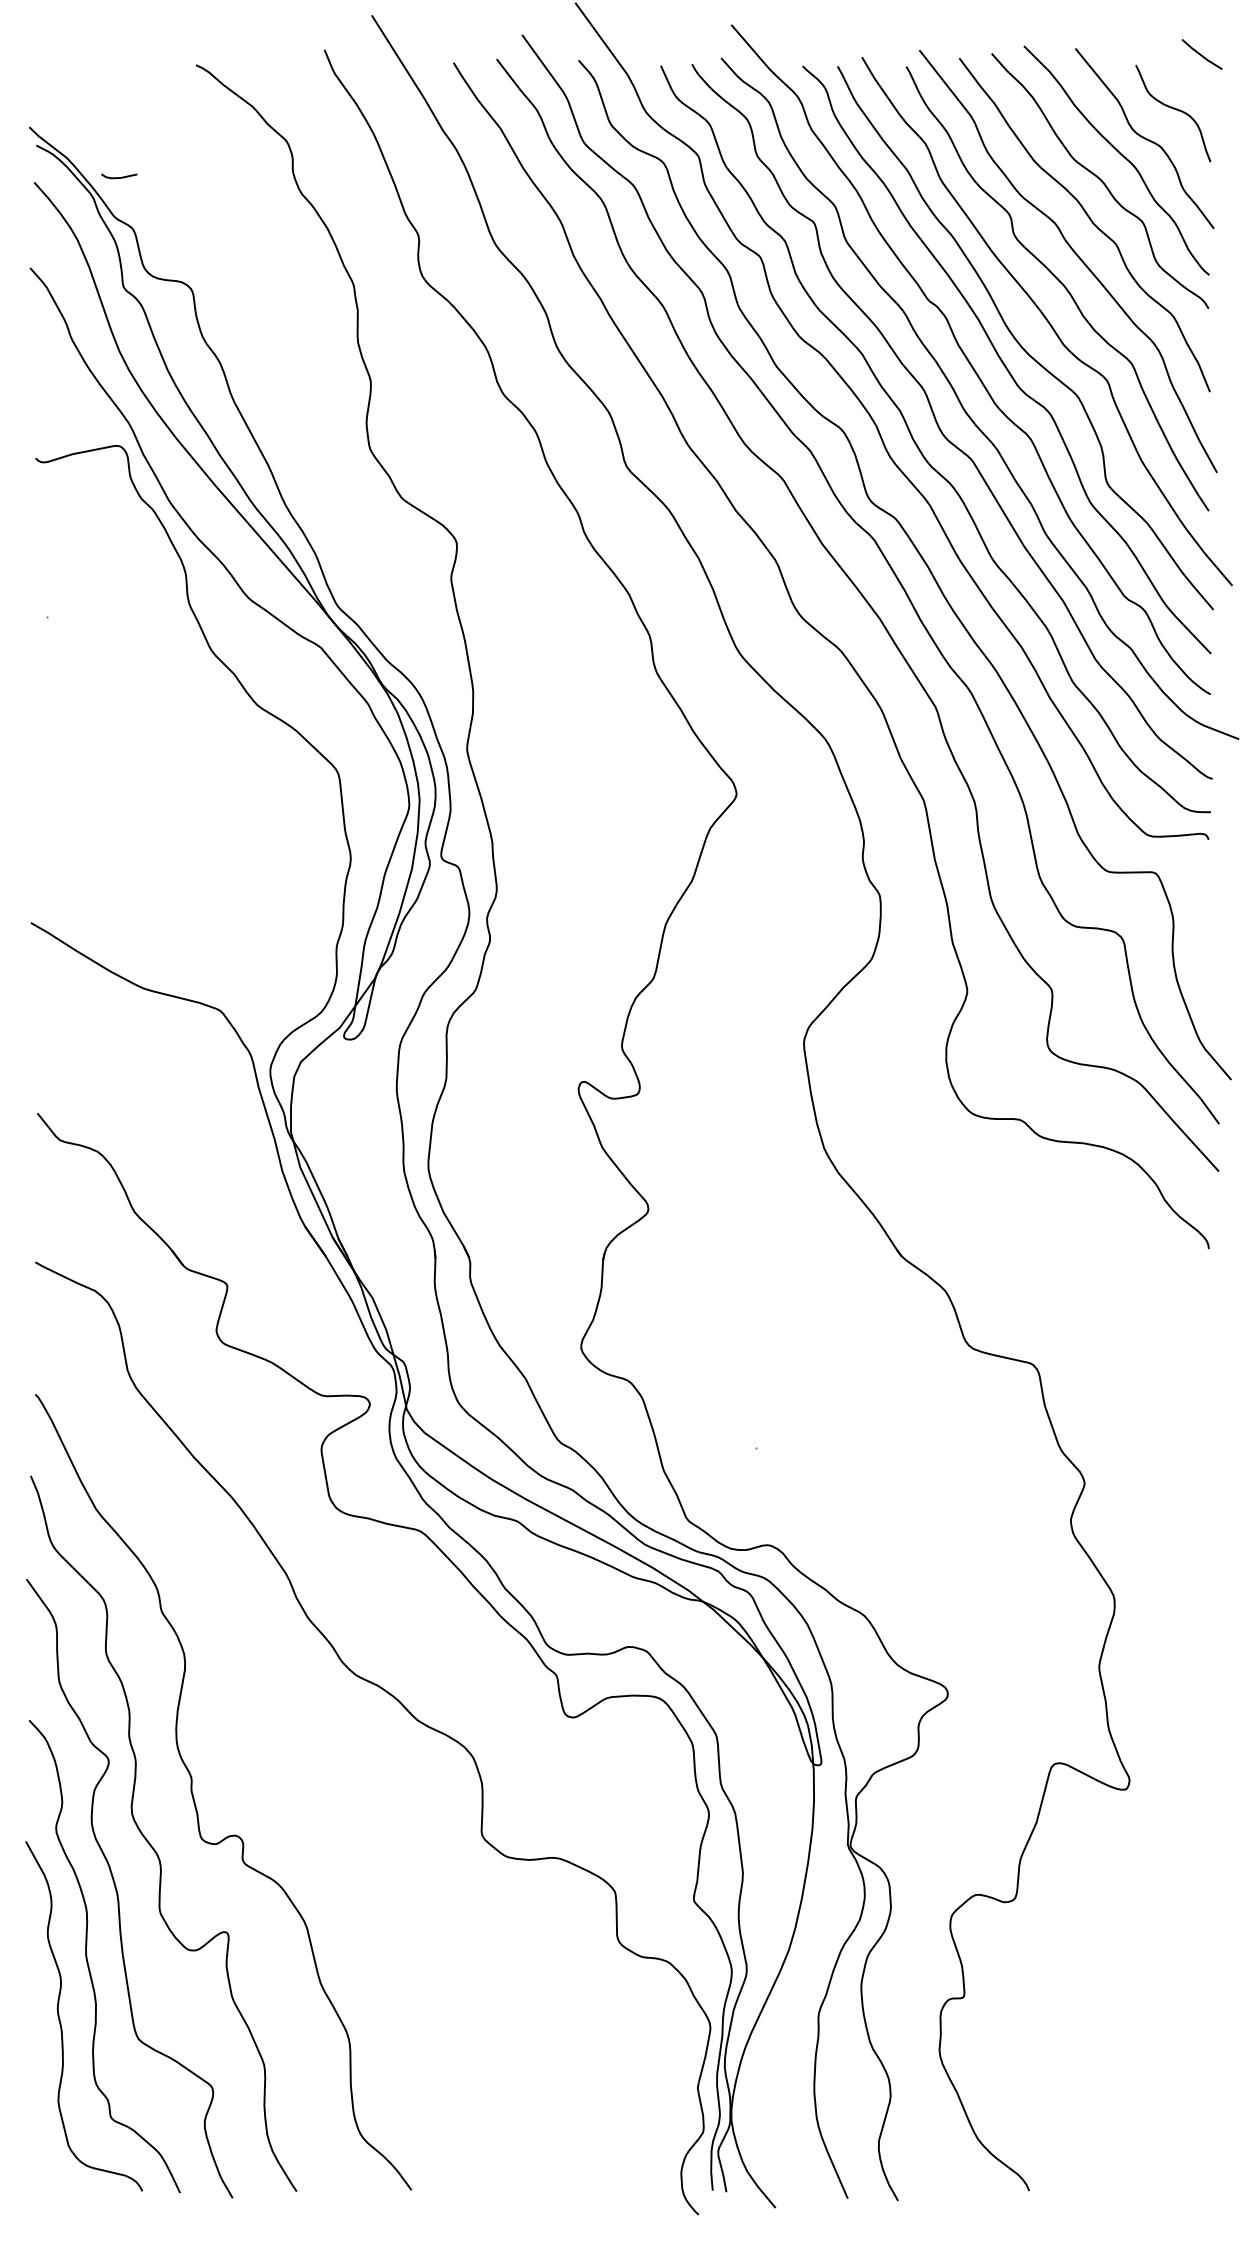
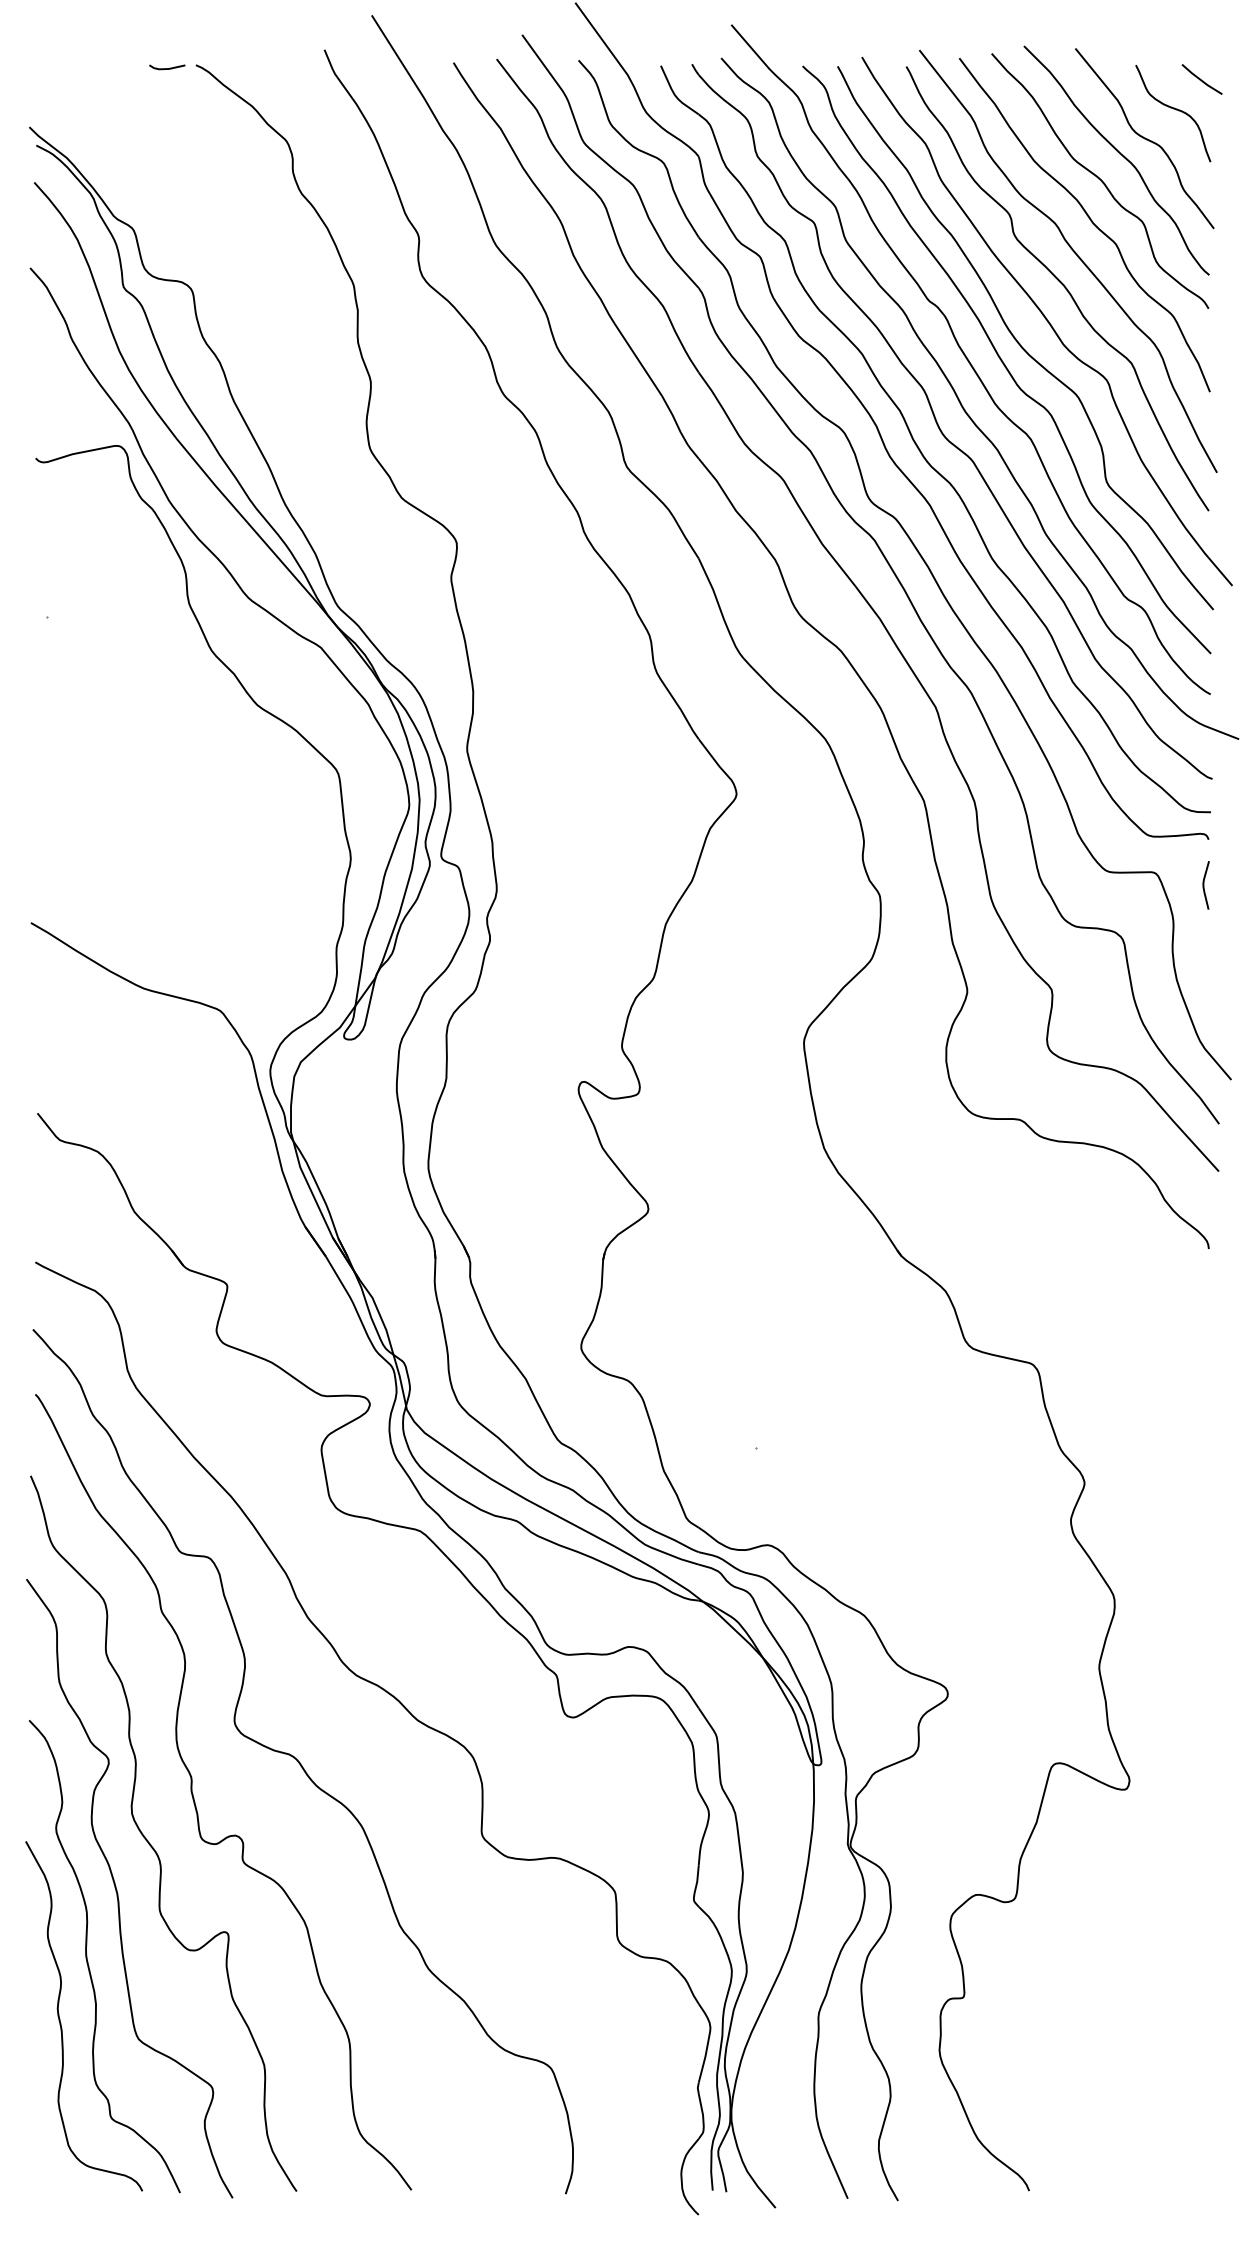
line position: (1201, 54) -> (1201, 79) (1201, 79)
line position: (119, 177) -> (167, 68) (167, 68)
curve: none -> present (1204, 885)
curve: none -> present (300, 1762)
